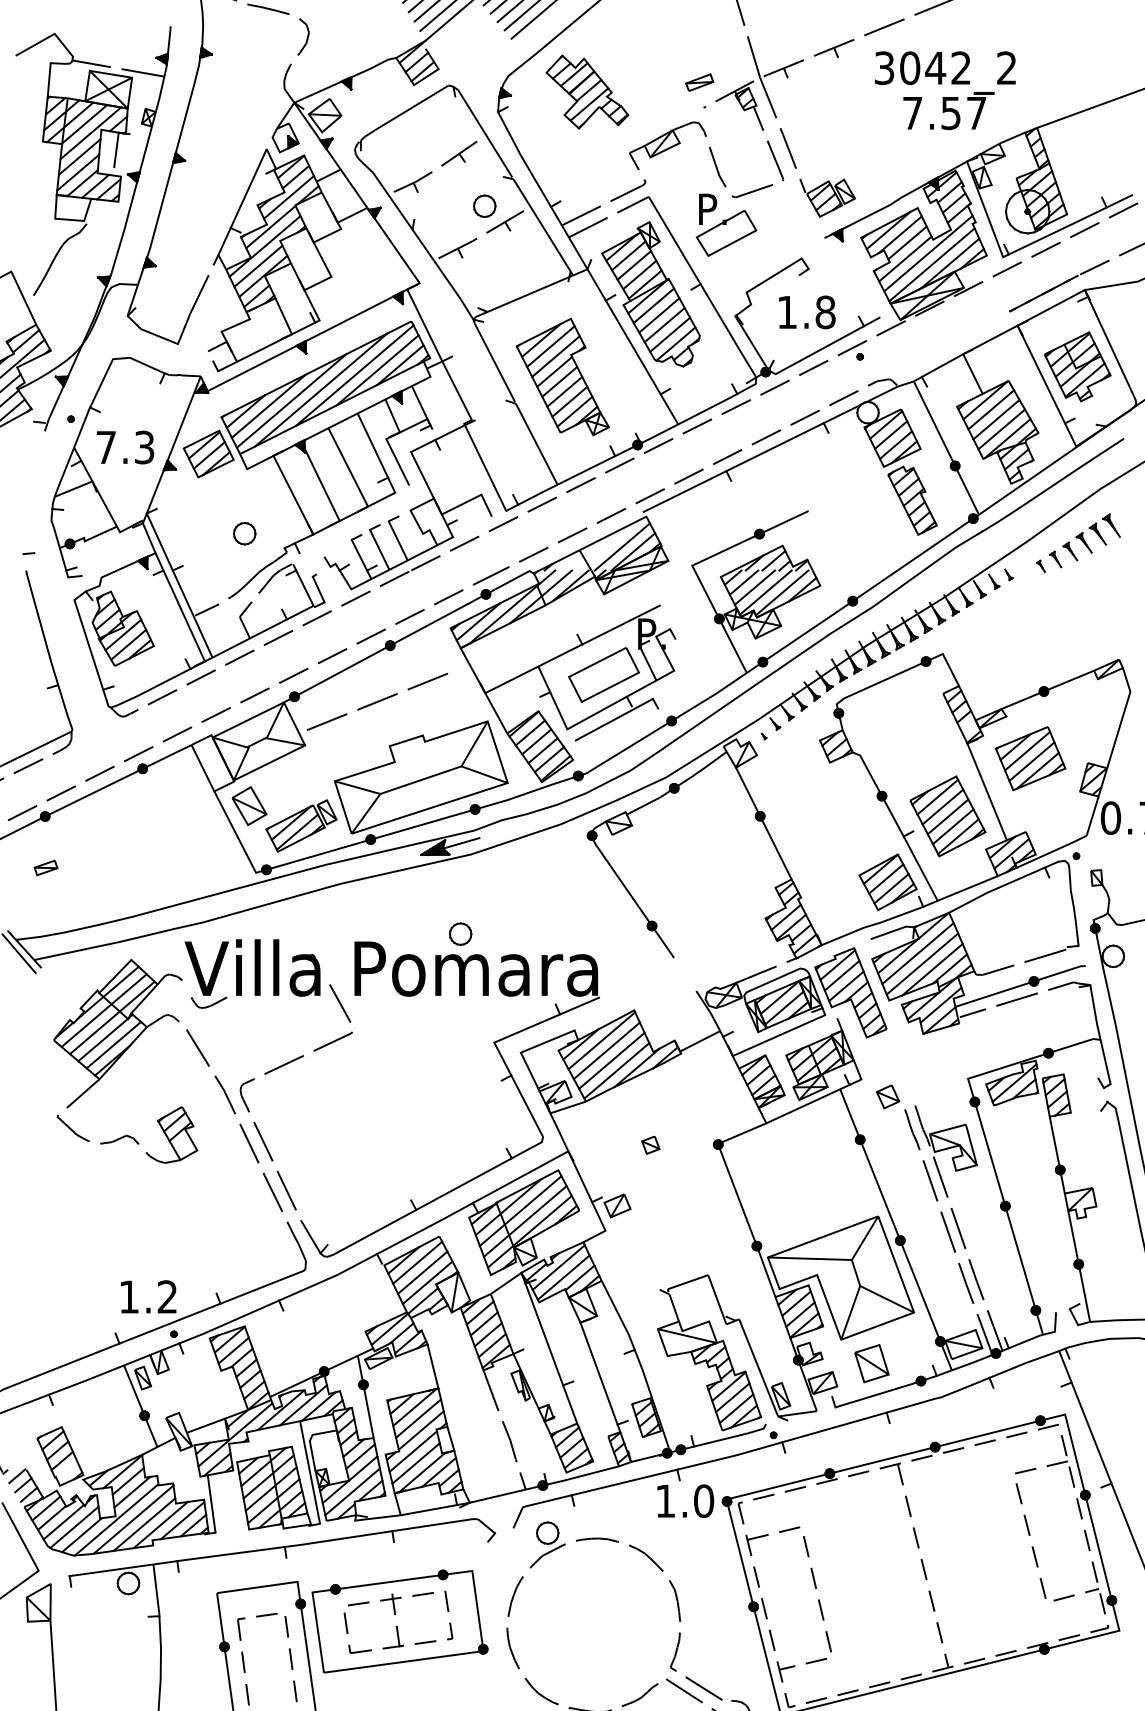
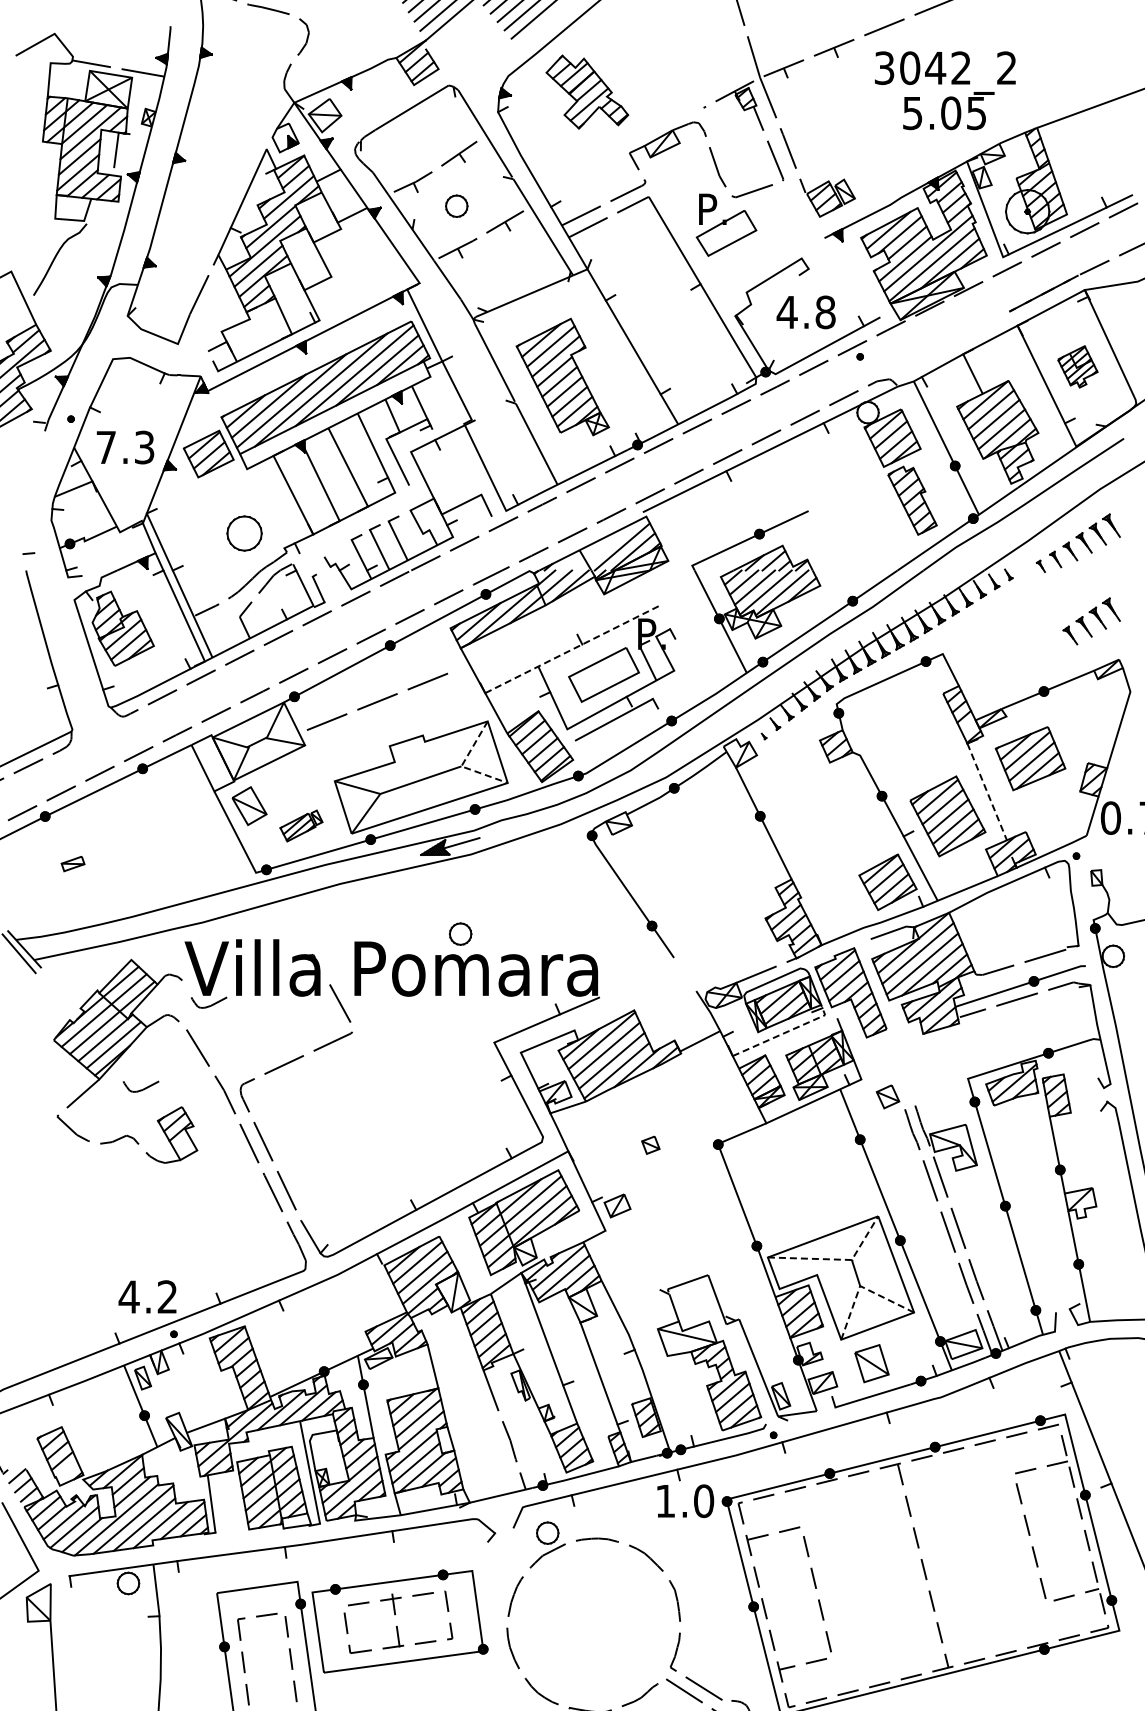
part: present -> none (699, 82)
text: 7.57 -> 5.05 (944, 113)
part position: (484, 205) -> (456, 205) (456, 205)
part: present -> none (650, 294)
text: 1.8 -> 4.8 (786, 312)
part size: 68x72 px -> 42x44 px (1077, 366)
part size: 24x24 px -> 37x37 px (244, 533)
part: none -> present (1095, 616)
line: solid -> dashed (572, 649)
line: solid -> dashed (461, 765)
line: solid -> dashed (987, 792)
part size: 73x54 px -> 45x34 px (301, 825)
part position: (45, 868) -> (72, 864) (72, 864)
line: solid -> dashed (784, 1033)
curve: none -> present (140, 1089)
line: solid -> dashed (836, 1259)
line: solid -> dashed (861, 1286)
text: 1.2 -> 4.2 (128, 1296)
